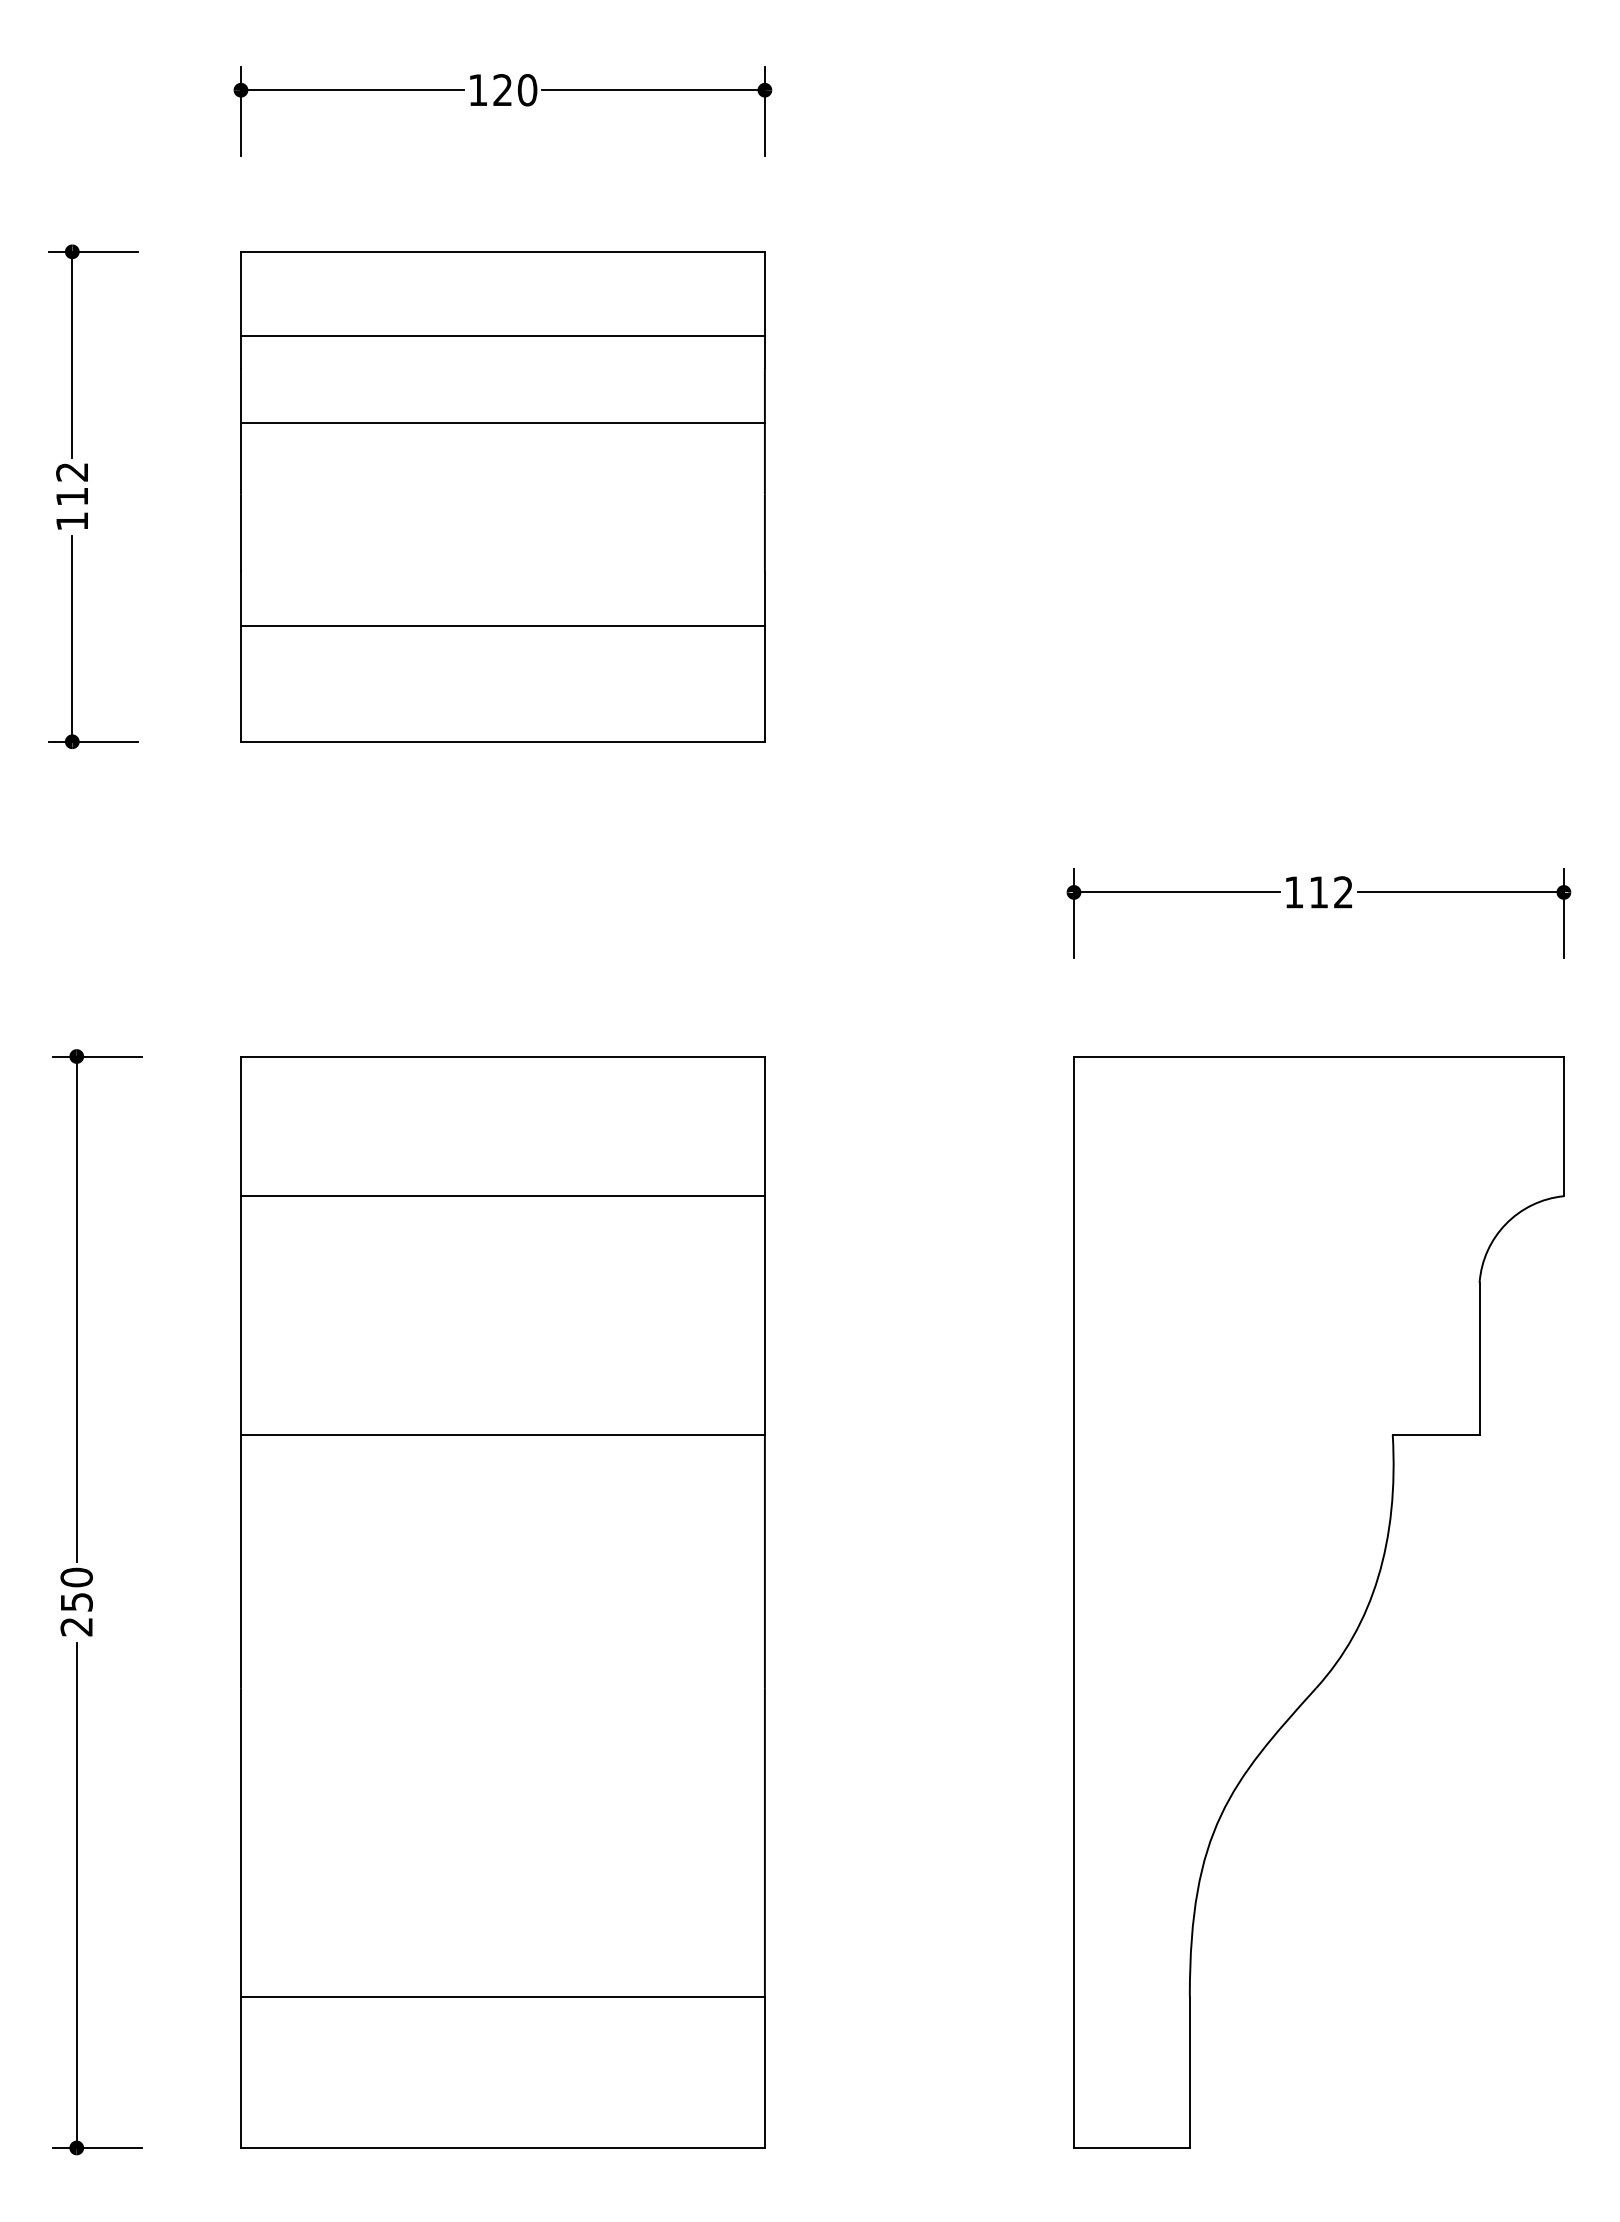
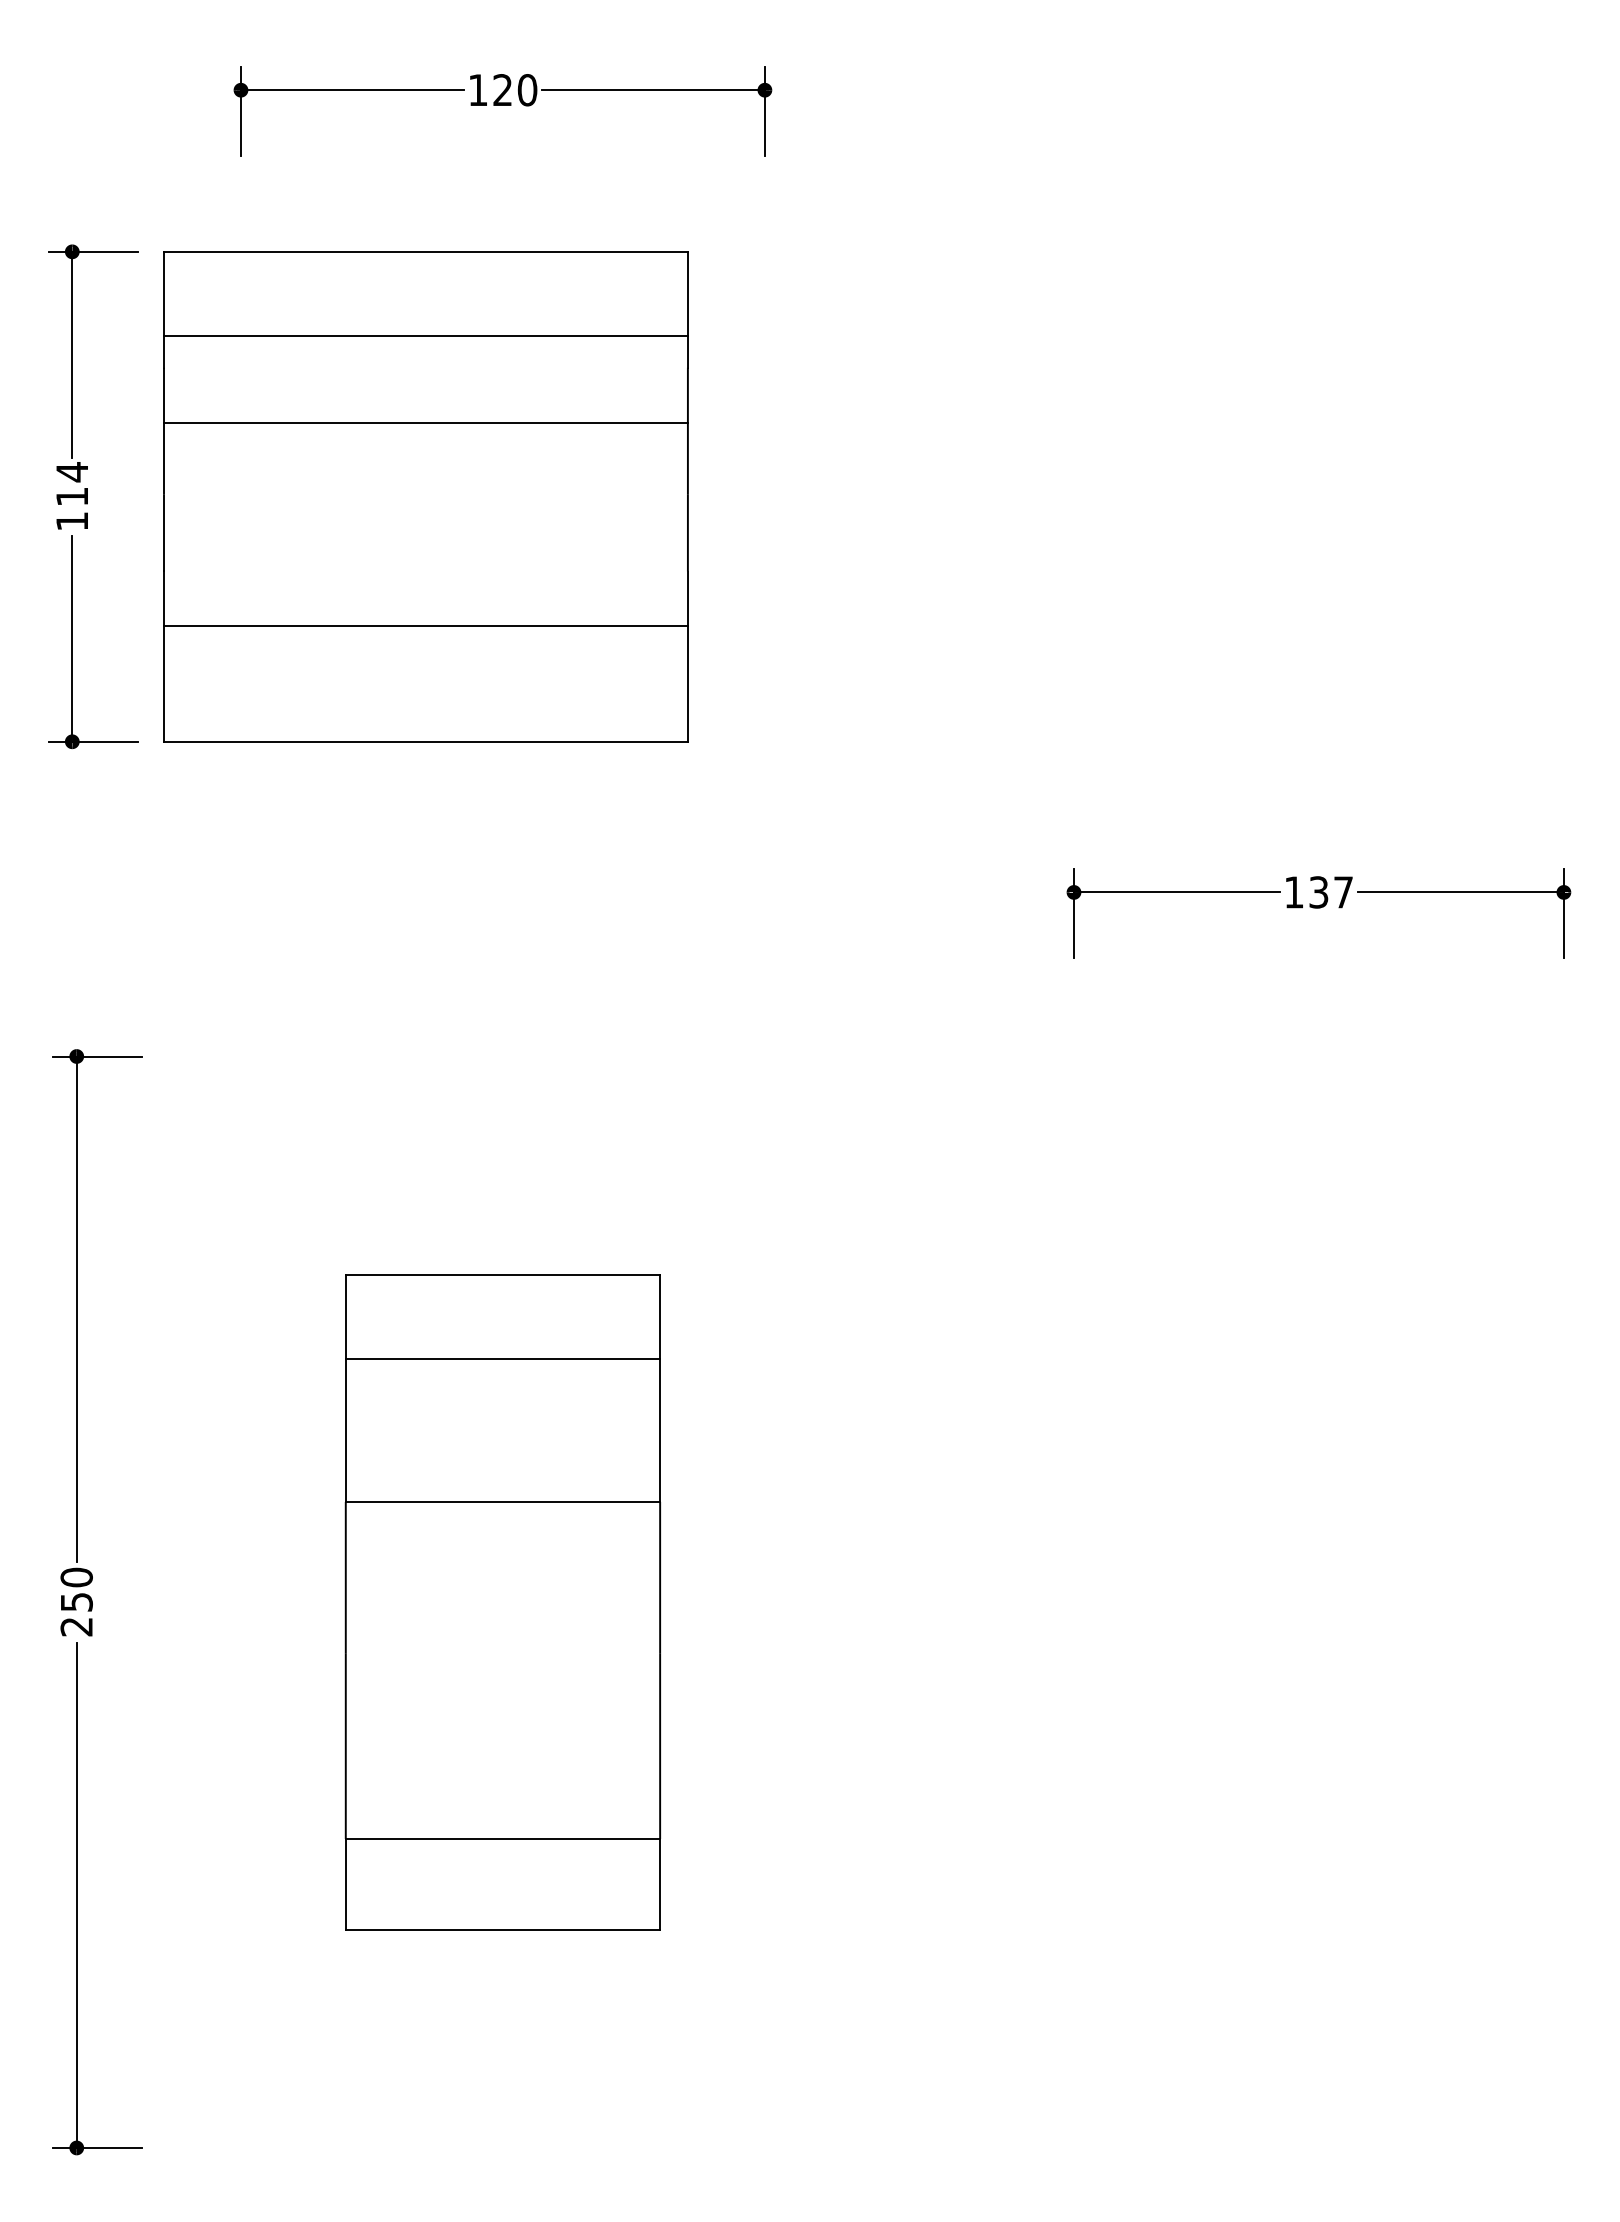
text: 112 -> 114 (71, 472)
part position: (502, 496) -> (425, 496) (425, 496)
text: 112 -> 137 (1330, 892)
part size: 526x1093 px -> 317x657 px (502, 1602)
part: present -> none (1318, 1602)
